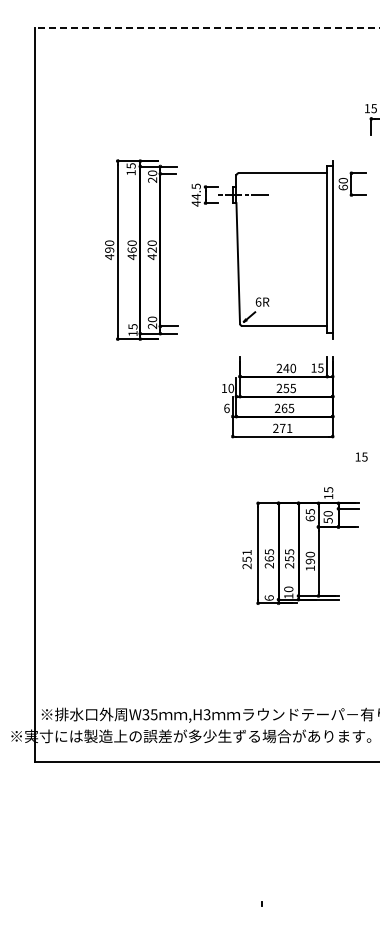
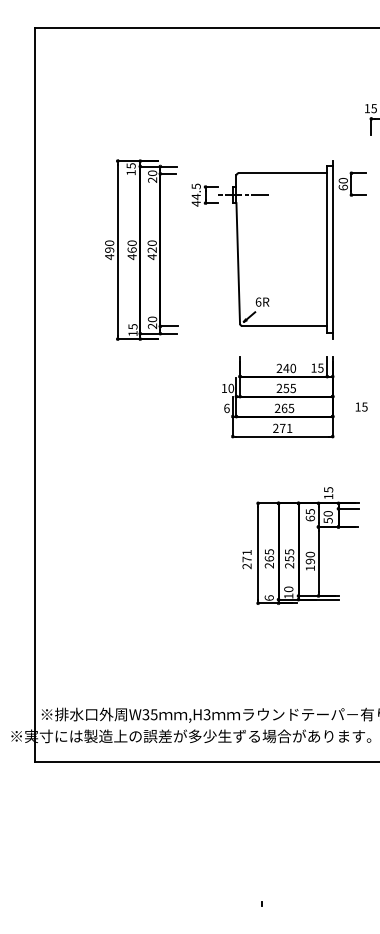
line: dashed -> solid (207, 28)
text position: (361, 456) -> (361, 406) (361, 406)
text: 251 -> 271 (246, 559)
